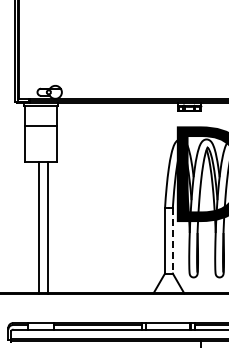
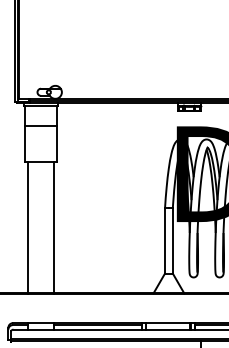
line position: (39, 227) -> (28, 227) (28, 227)
line position: (48, 227) -> (54, 227) (54, 227)
line: dashed -> solid (172, 241)
